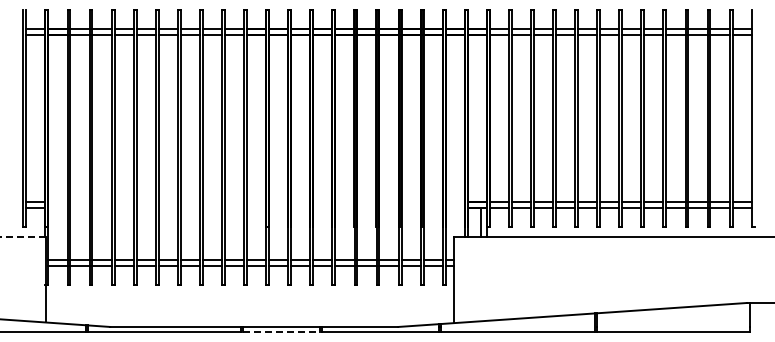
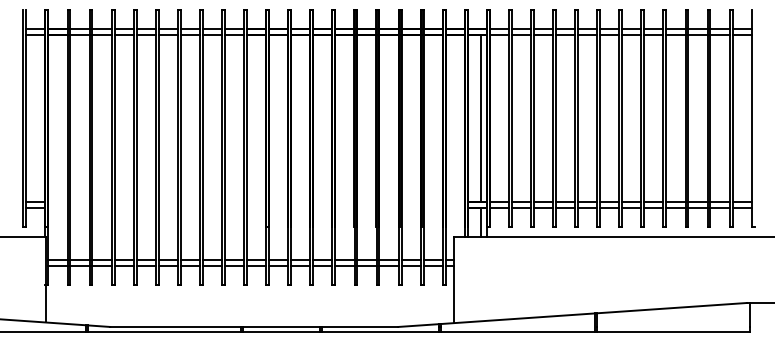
line: none -> present (481, 118)
line: dashed -> solid (22, 236)
line: dashed -> solid (282, 331)
